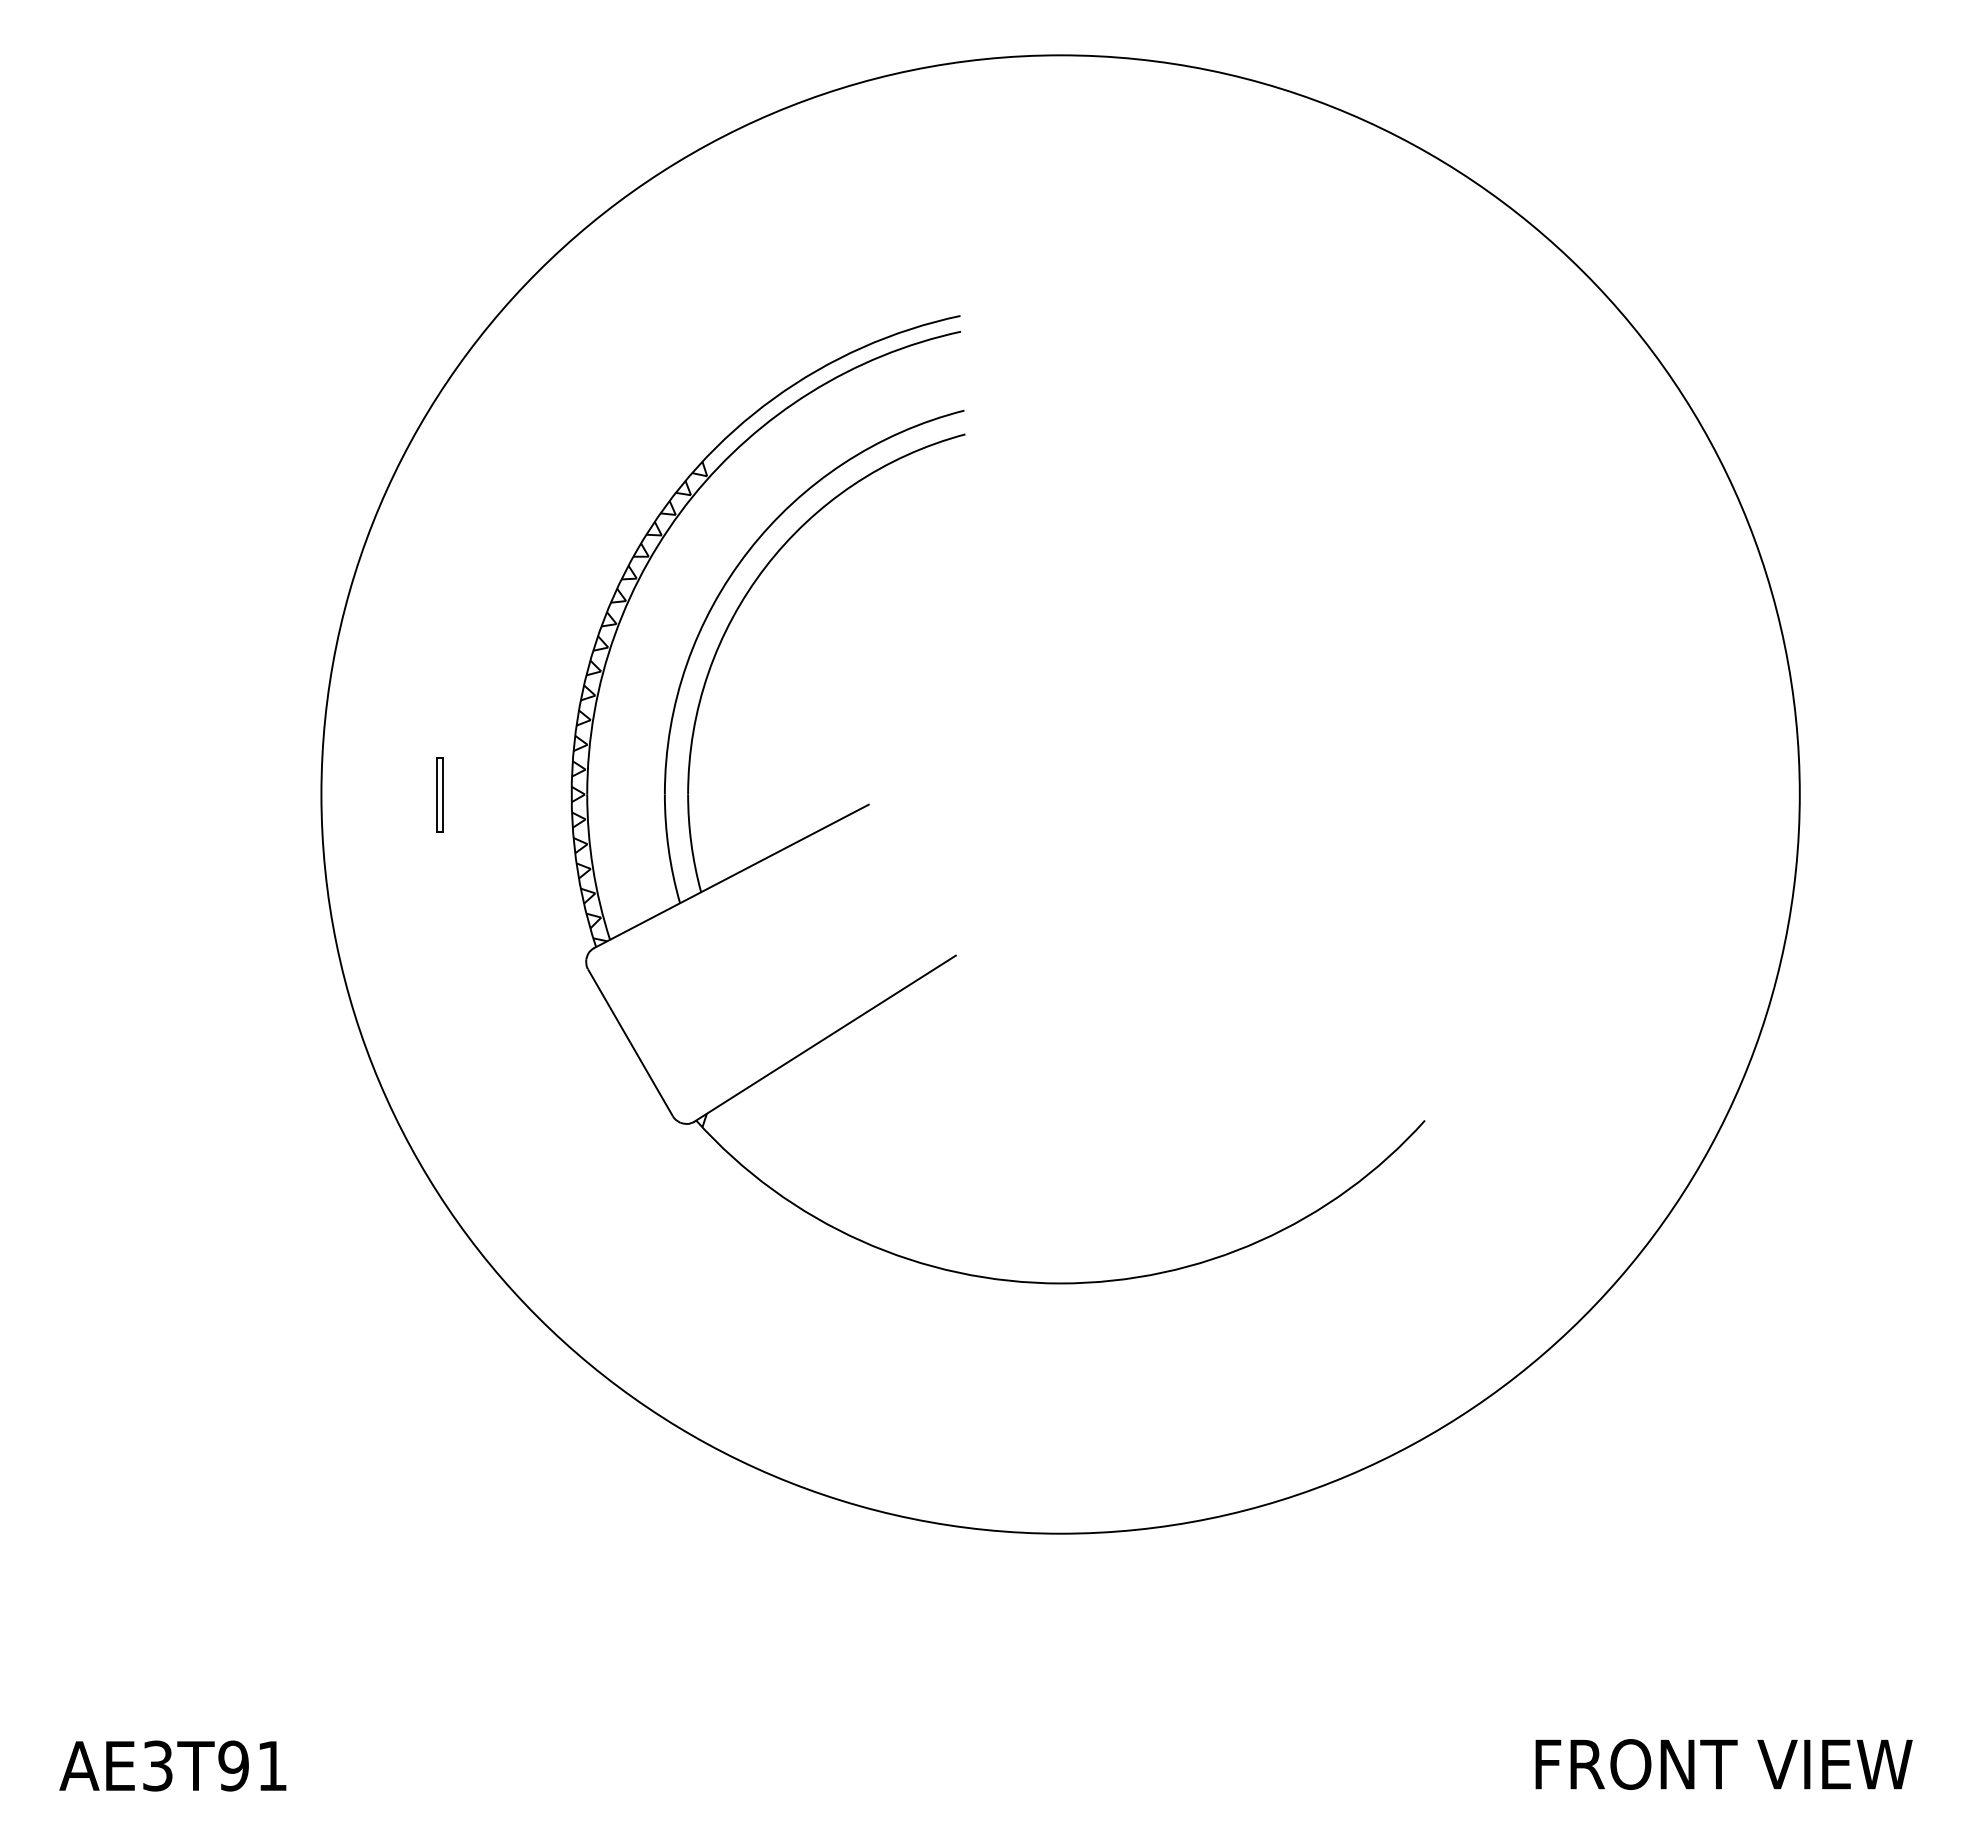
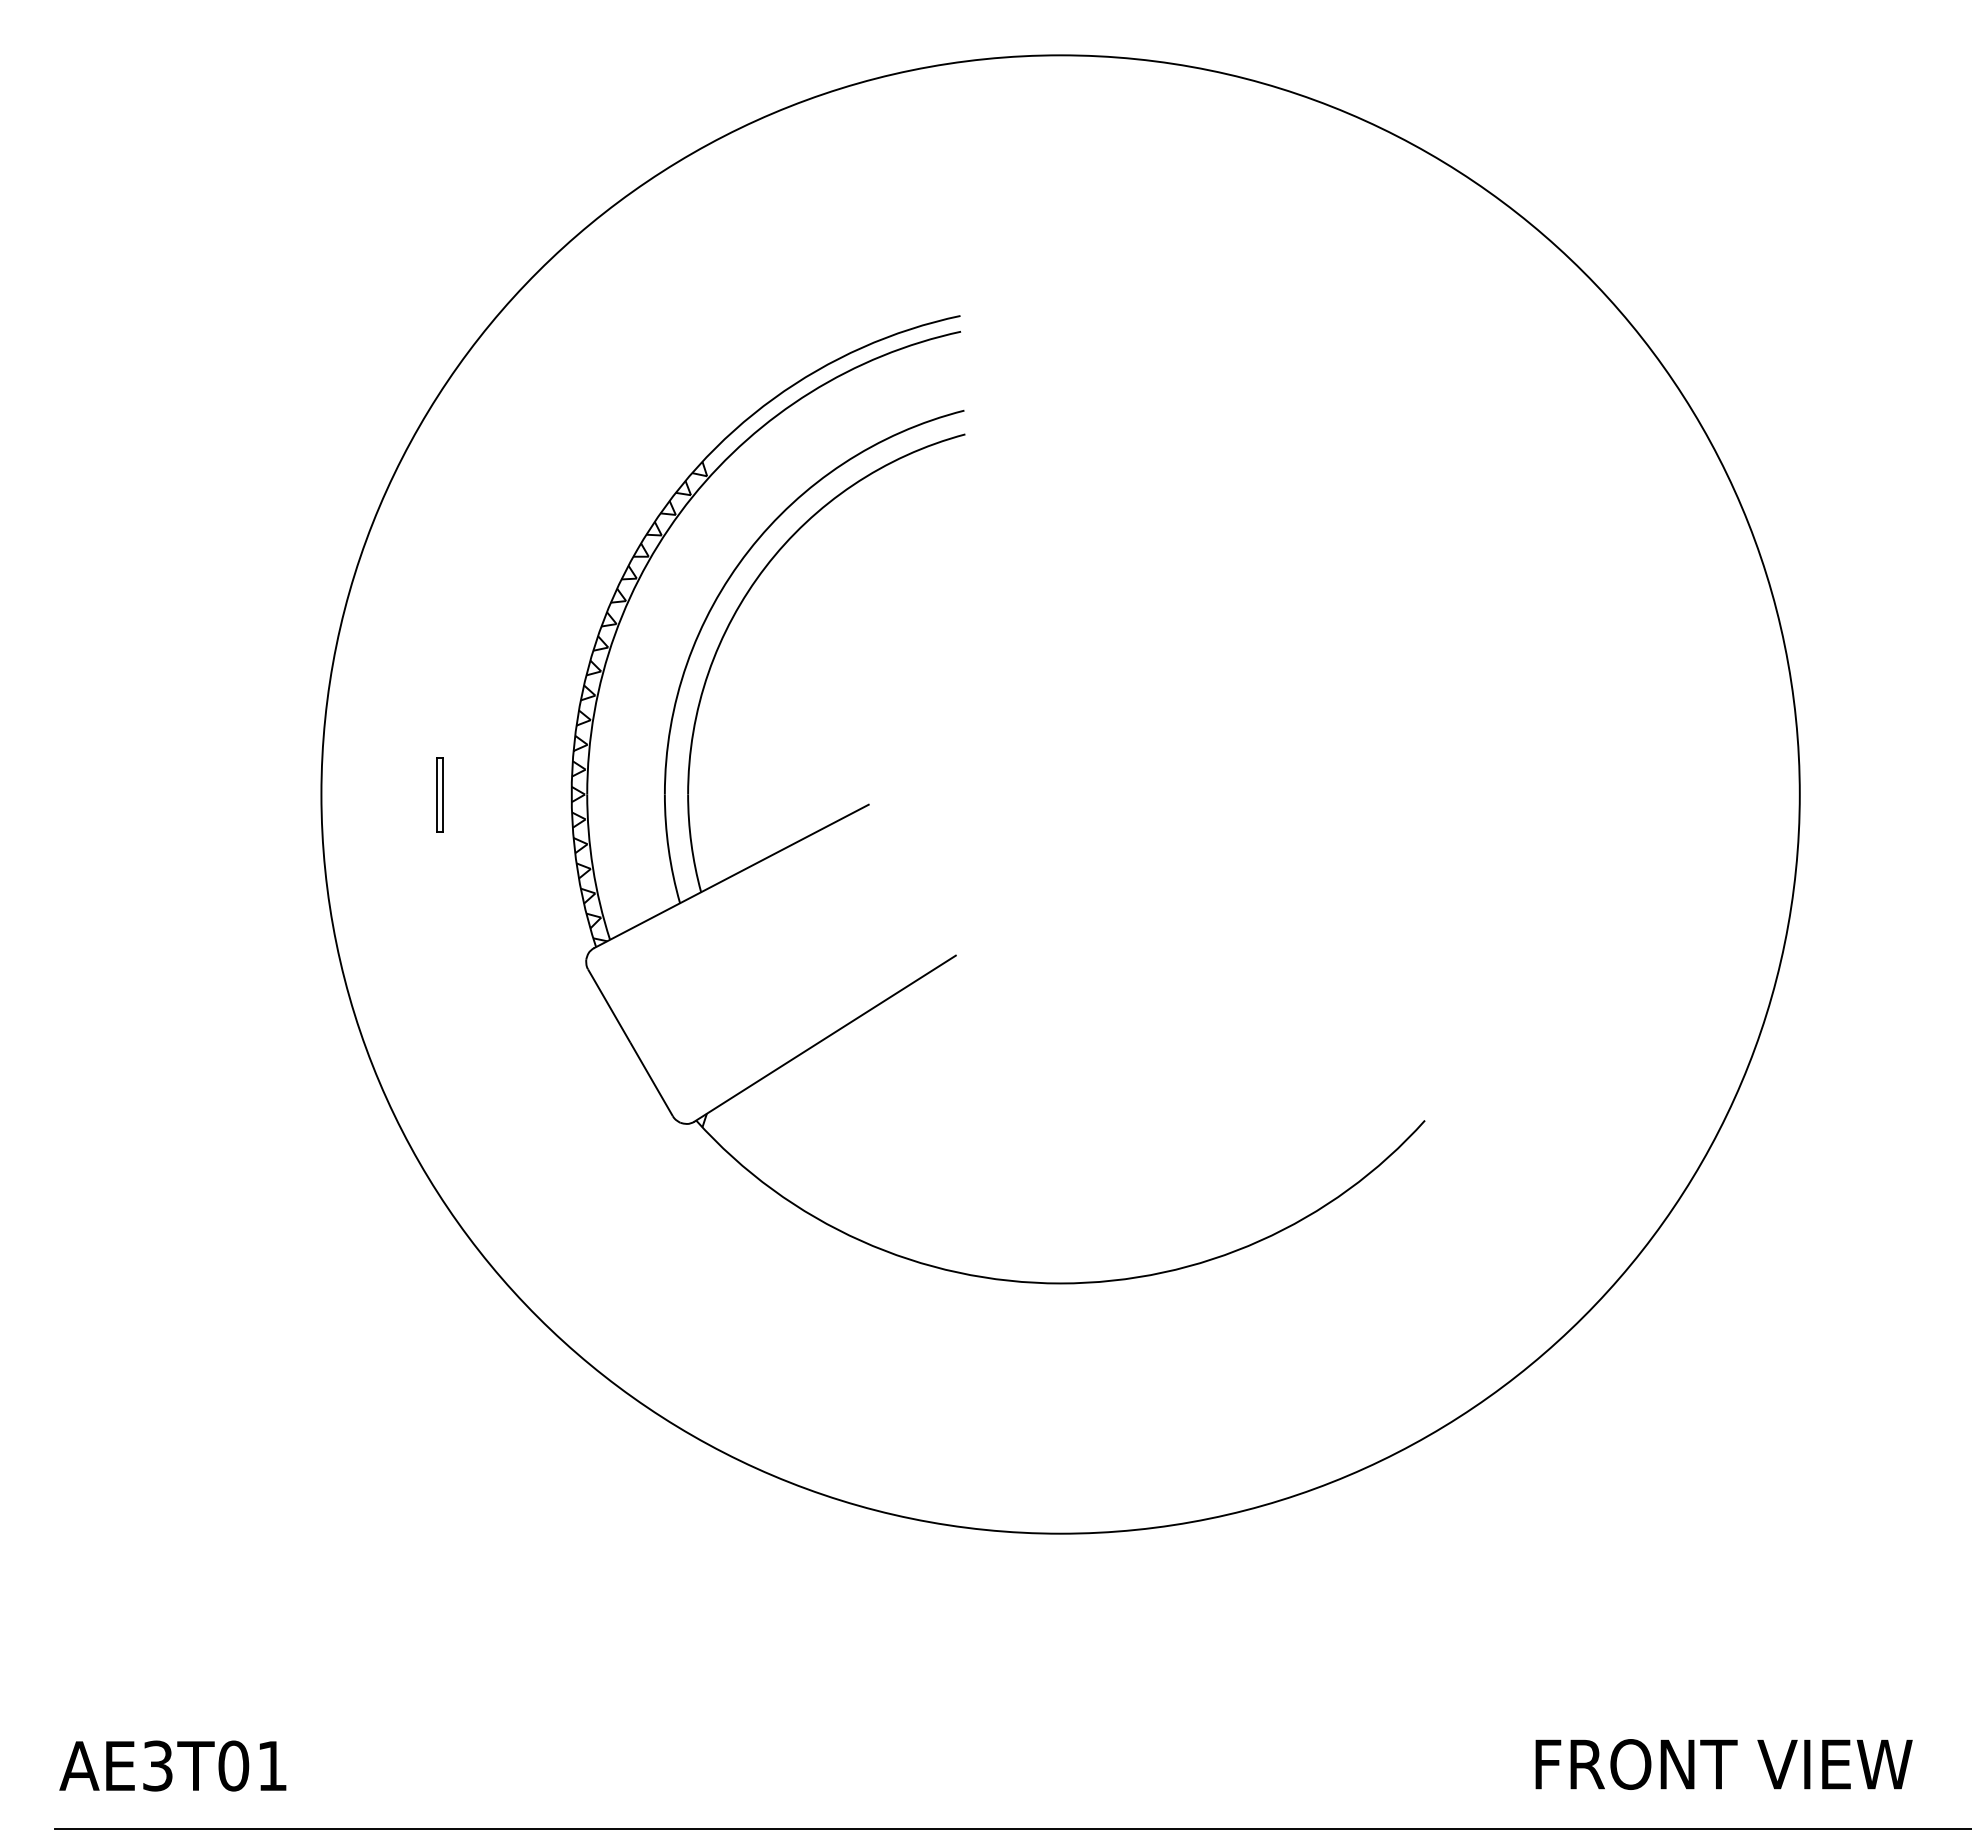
text: AE3T91 -> AE3T01 (233, 1765)
line: none -> present (1011, 1829)
